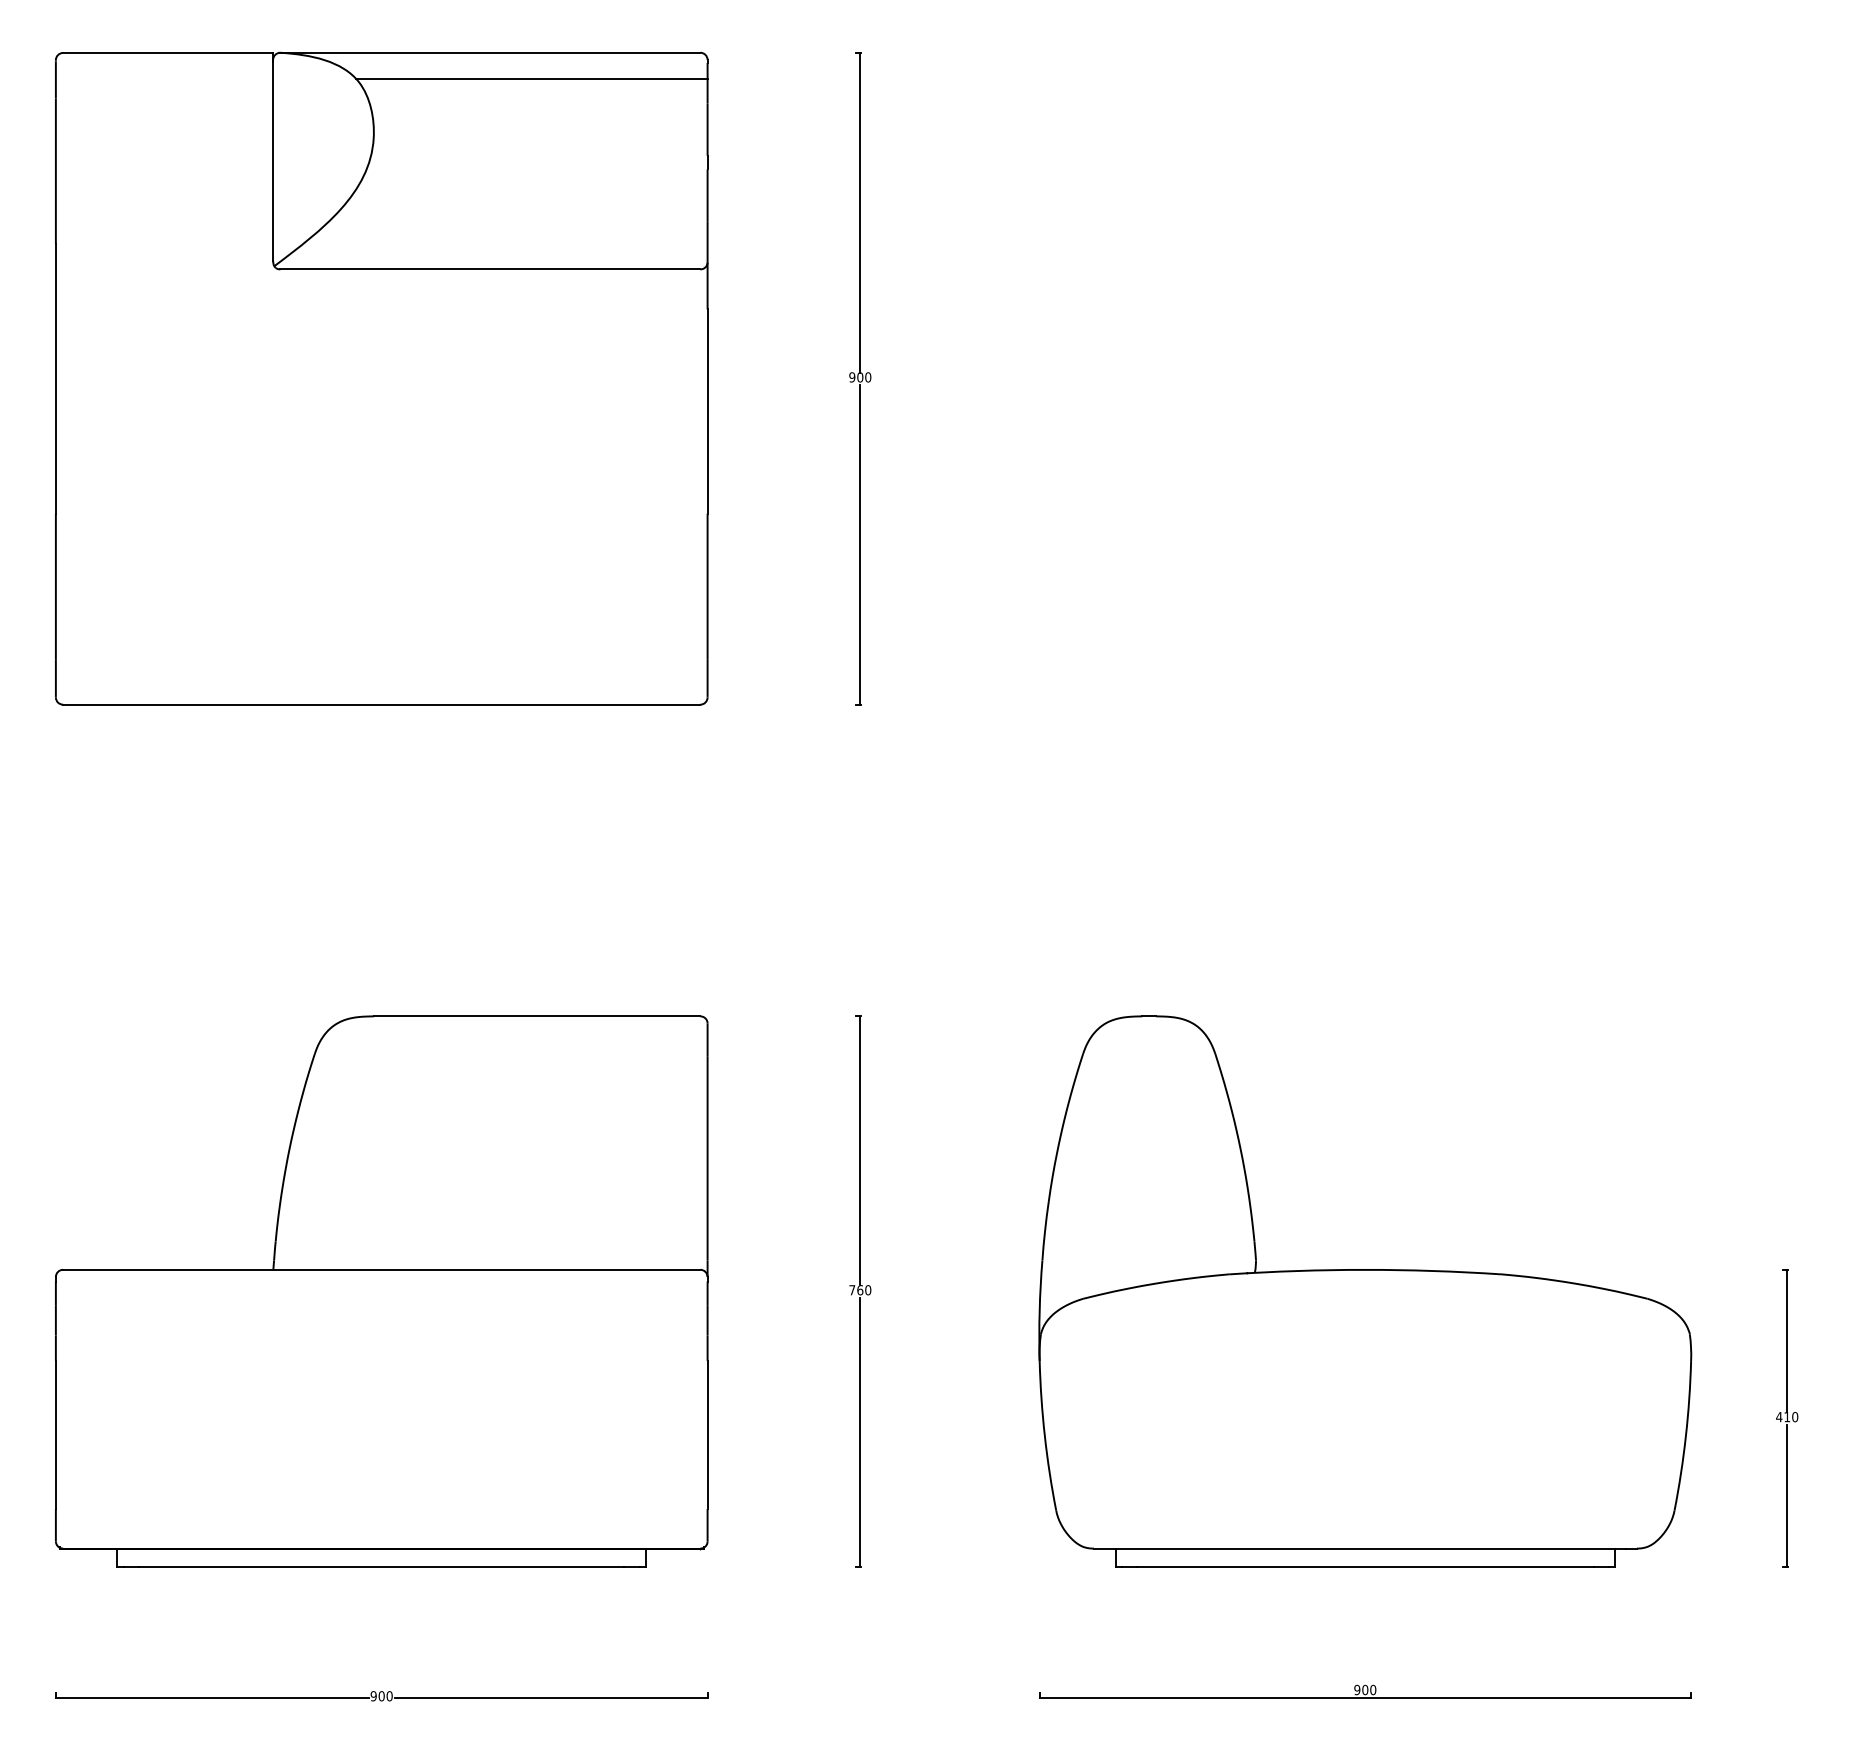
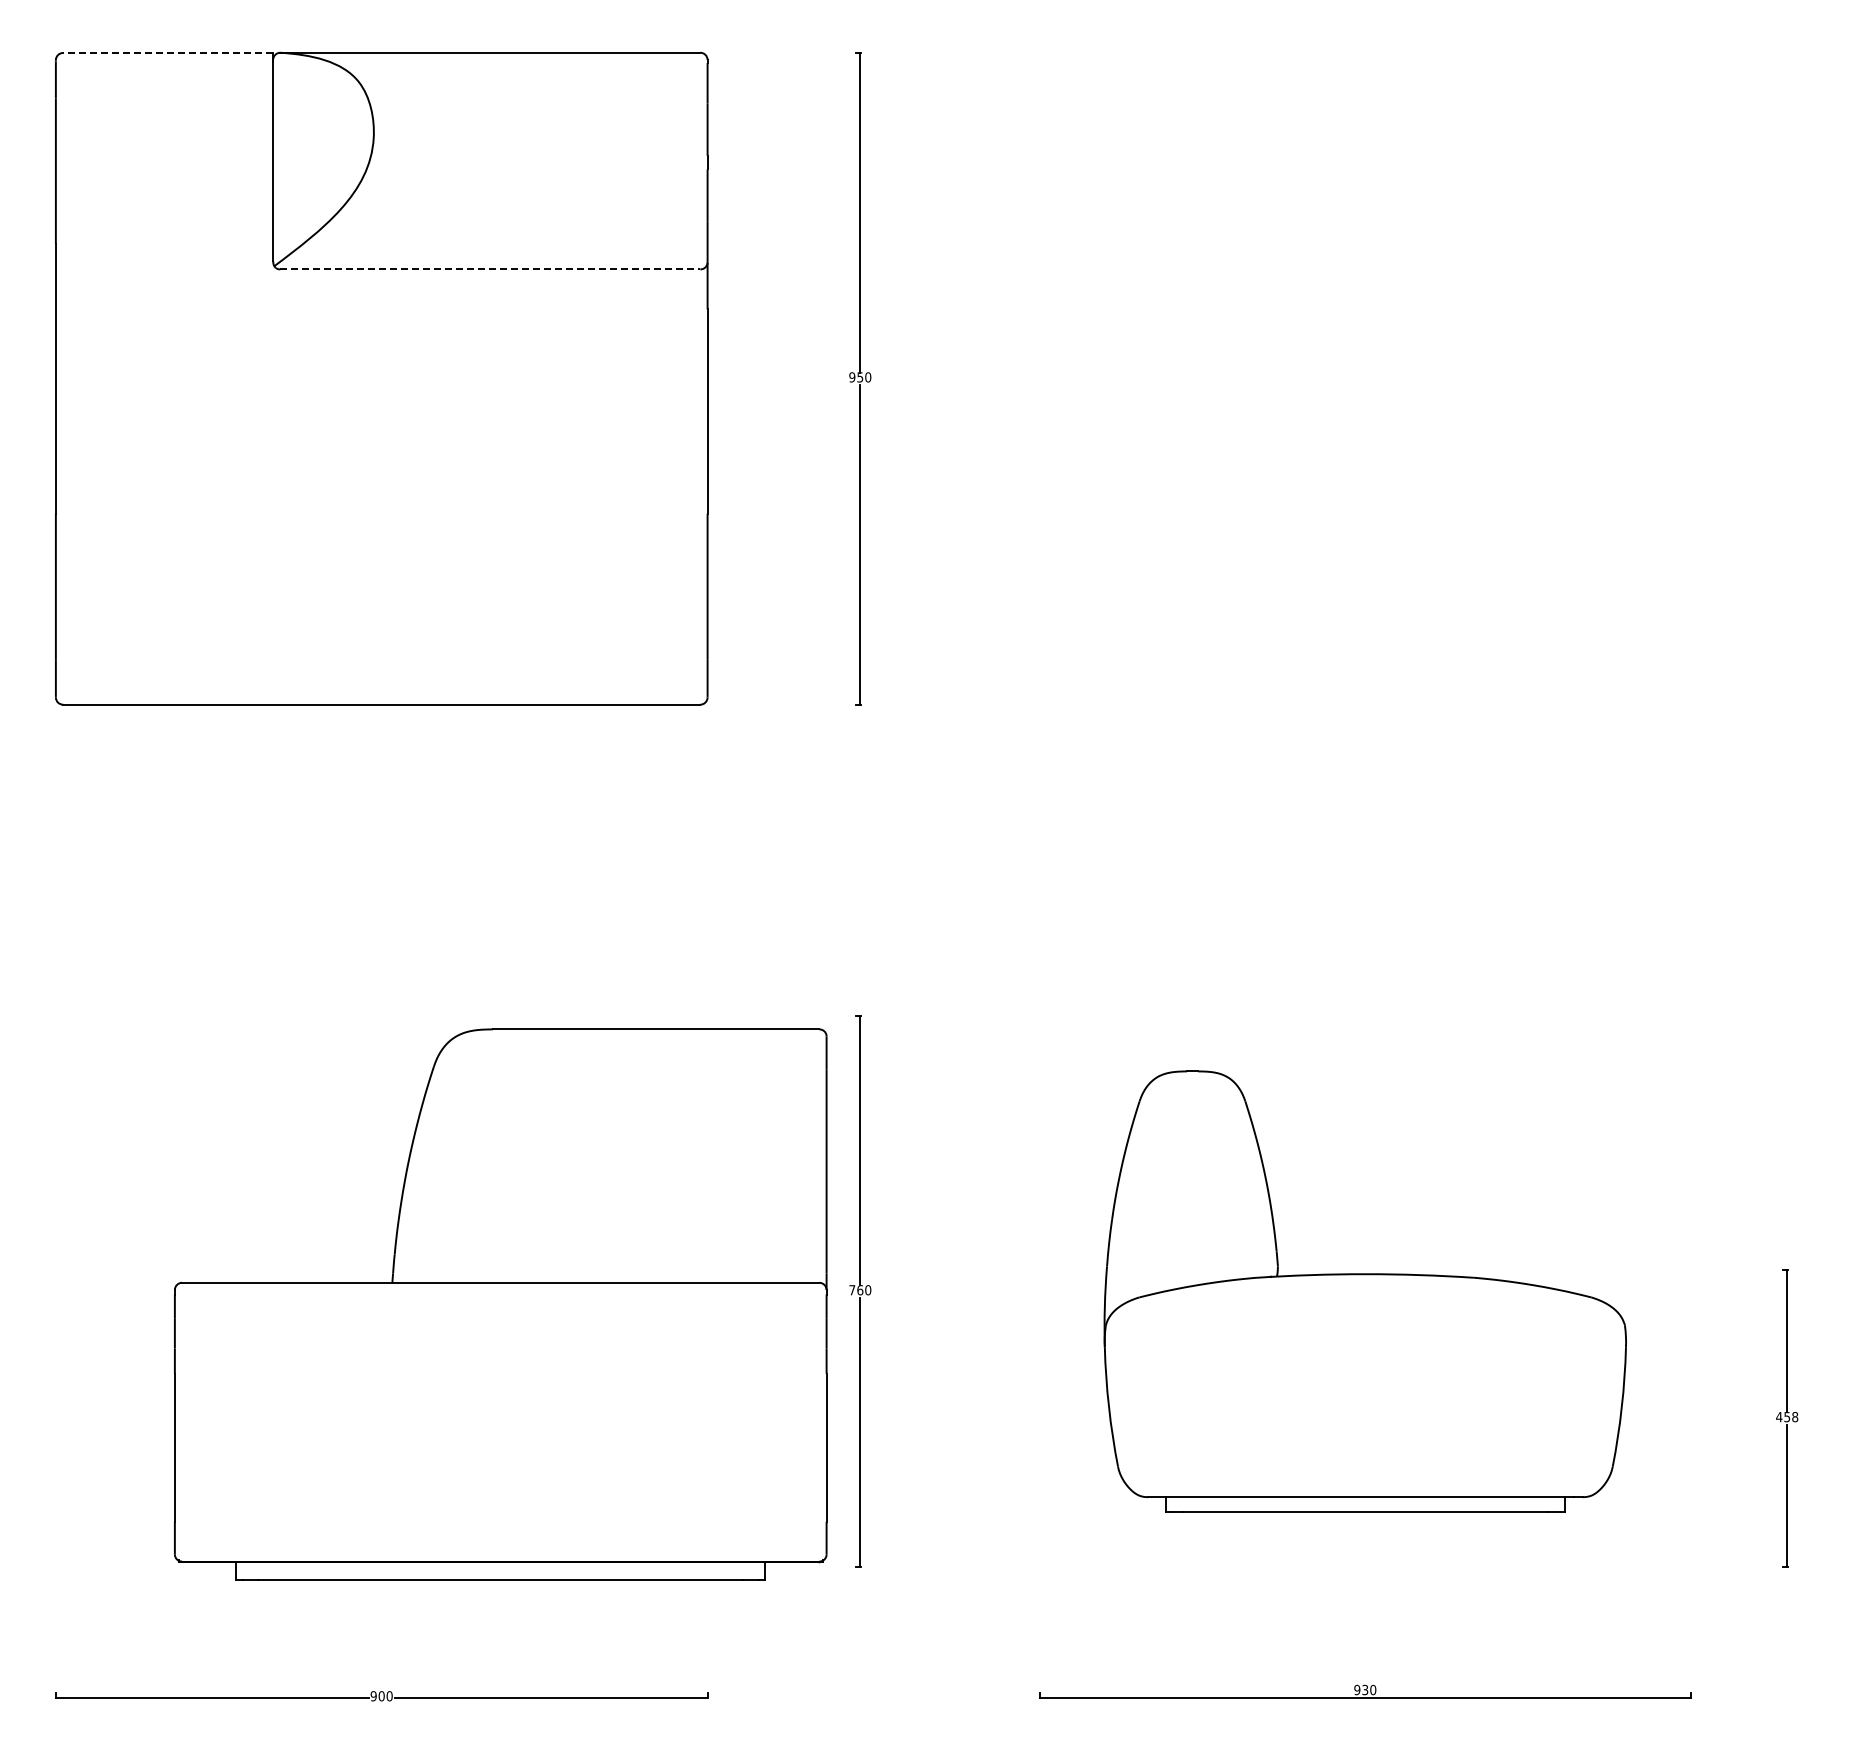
line: solid -> dashed (168, 52)
line: present -> none (531, 78)
line: solid -> dashed (490, 269)
text: 900 -> 950 (860, 377)
part position: (381, 1291) -> (500, 1304) (500, 1304)
part size: 655x553 px -> 524x443 px (1364, 1291)
text: 410 -> 458 (1791, 1417)
text: 900 -> 930 (1365, 1689)
